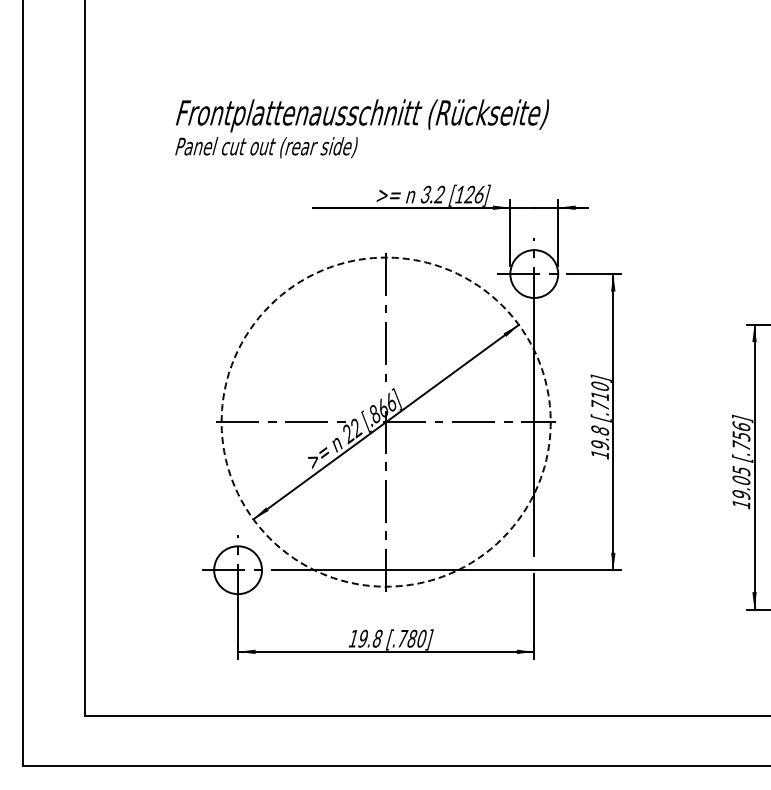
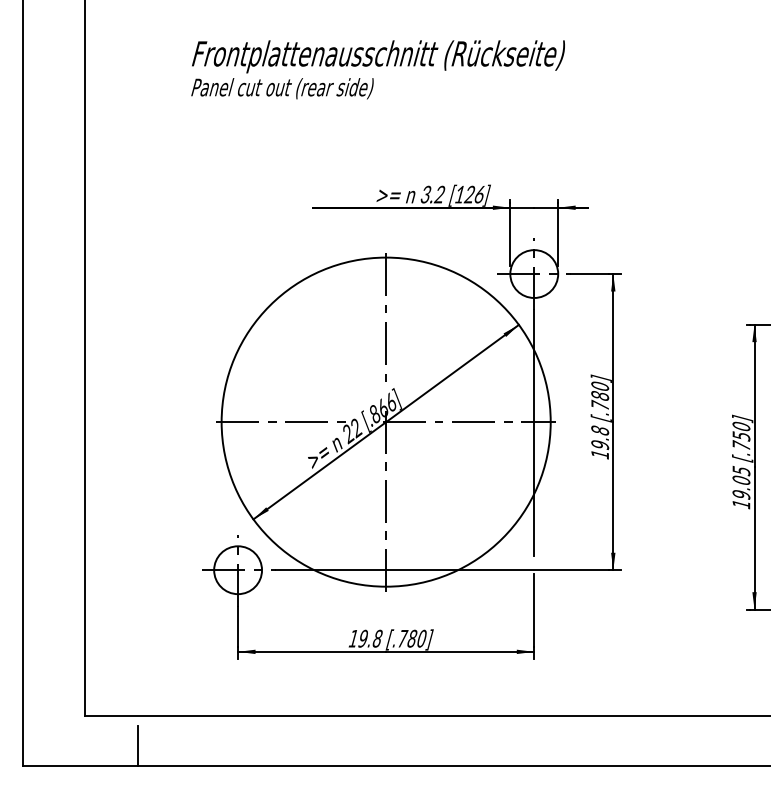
text position: (361, 128) -> (377, 69) (377, 69)
text: [.710] -> [.780] (600, 395)
circle: dashed -> solid (385, 421)
text: [.756] -> [.750] (741, 425)
line: none -> present (137, 746)
